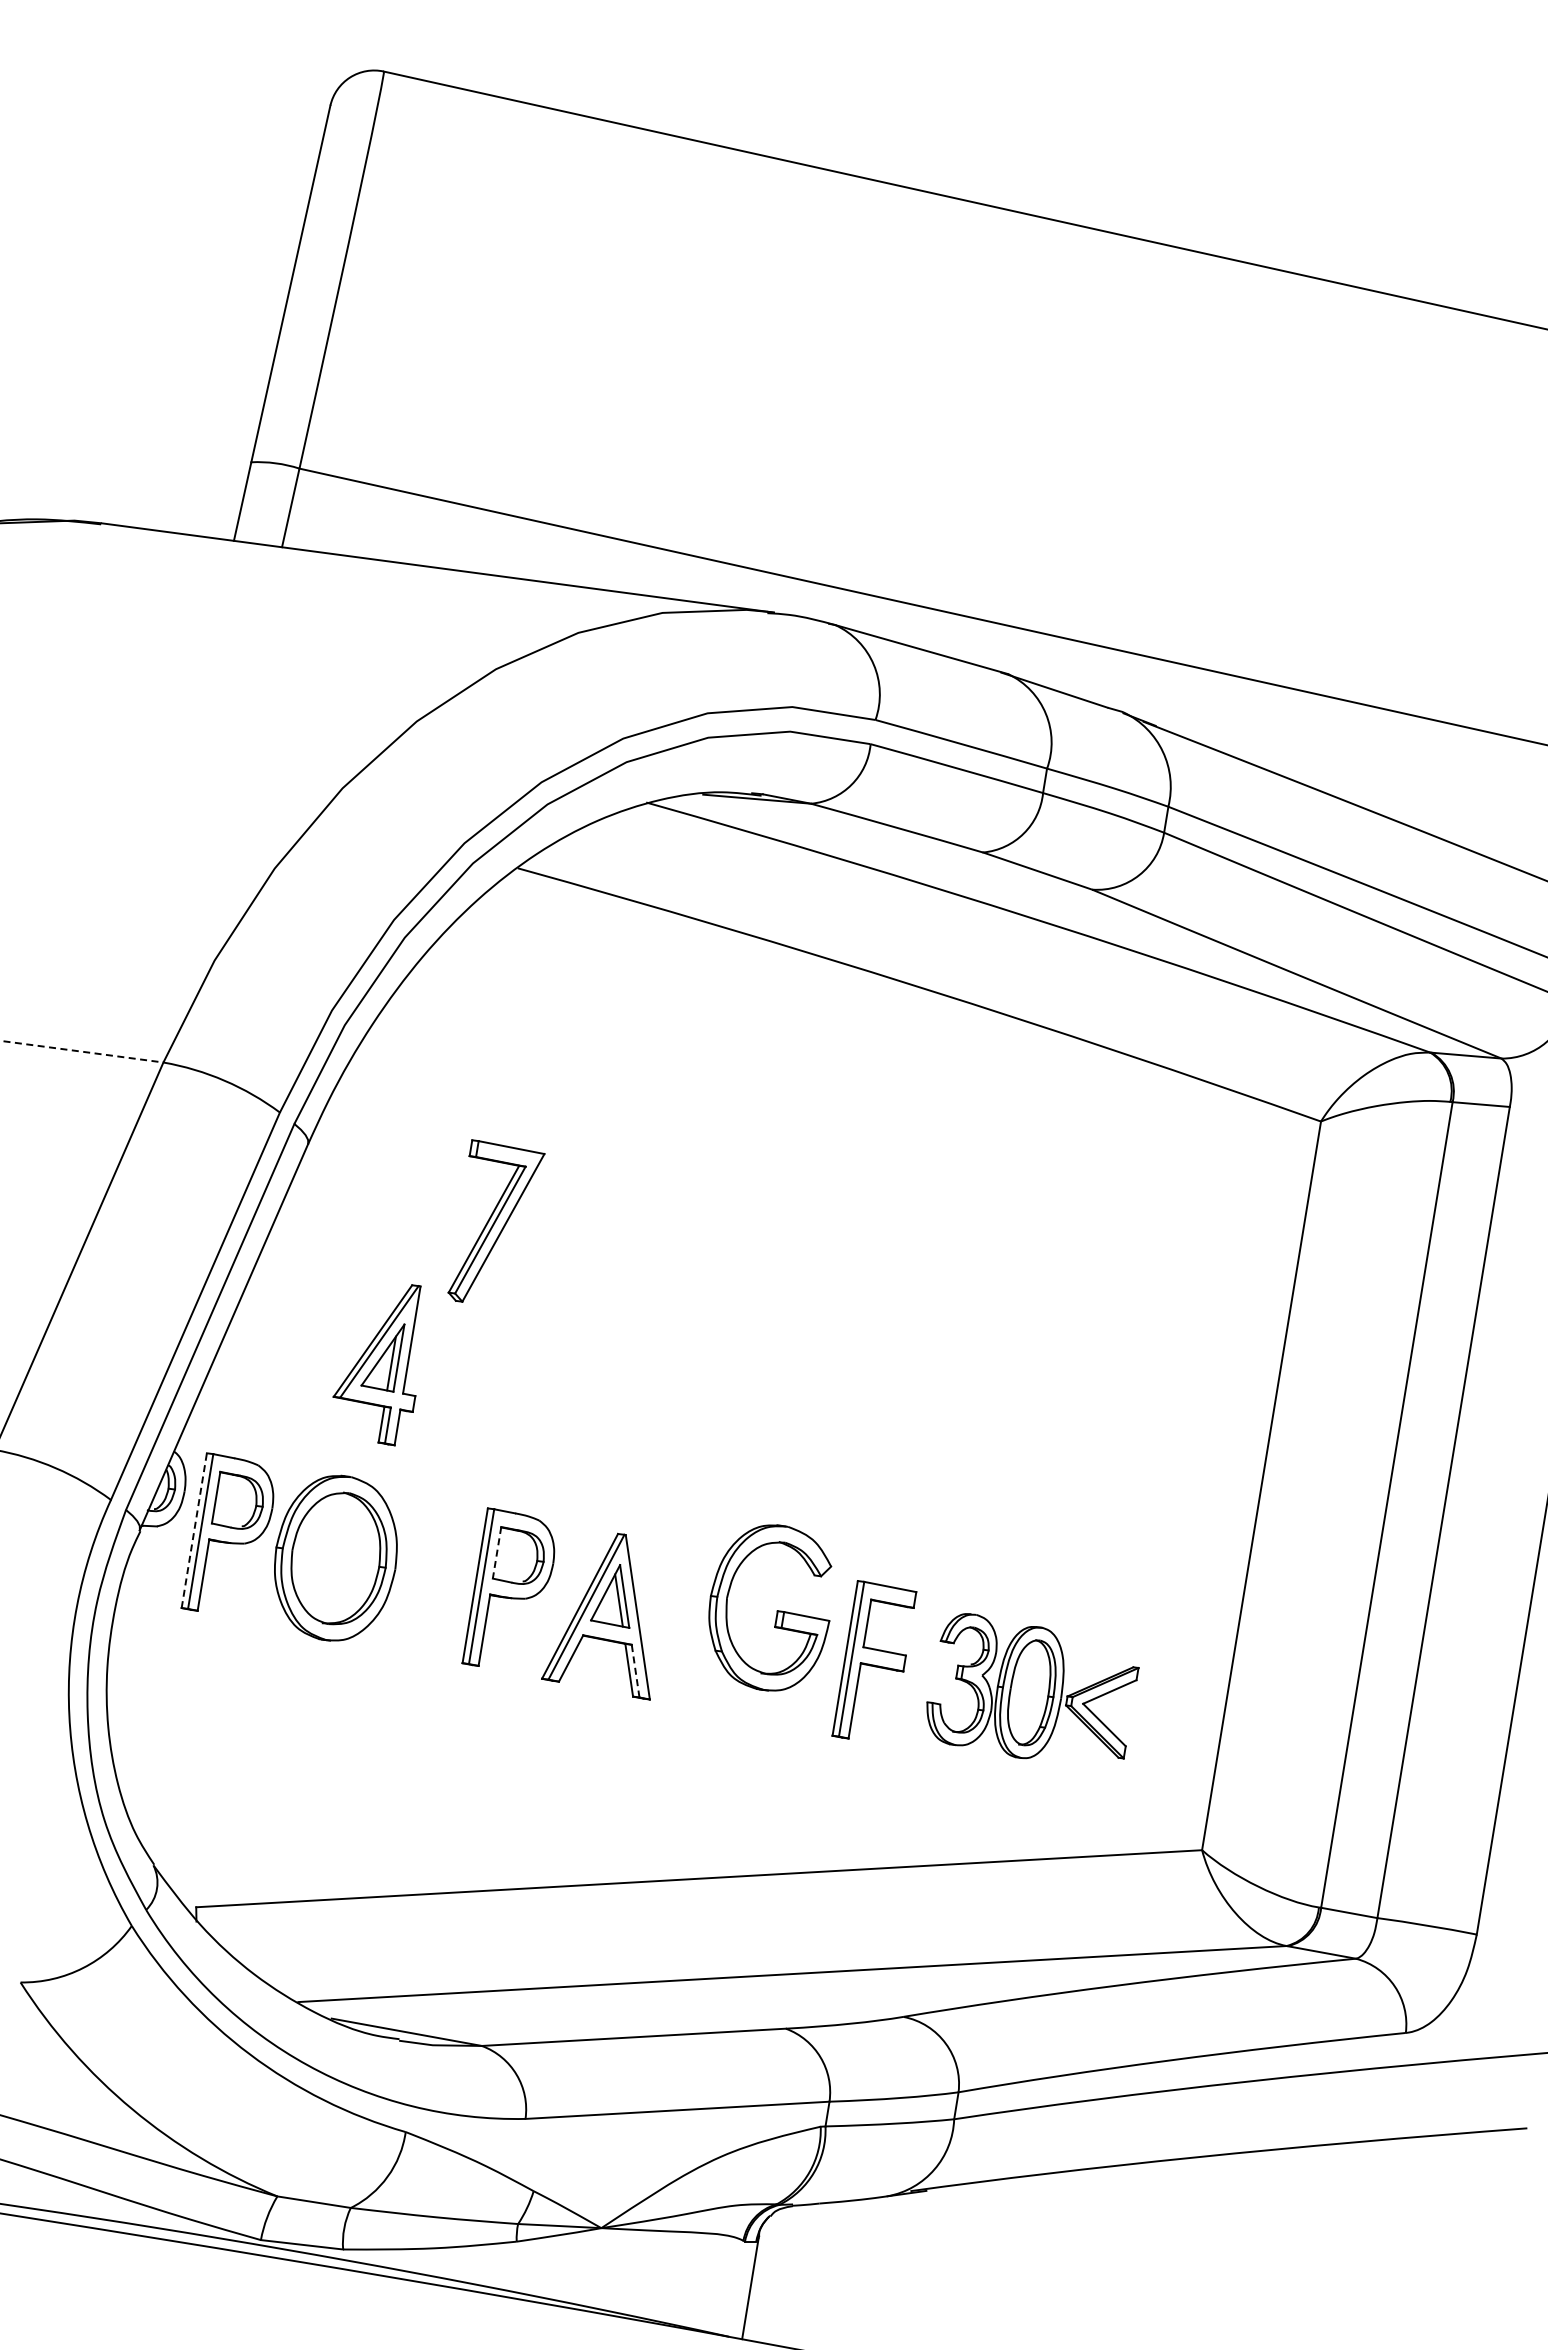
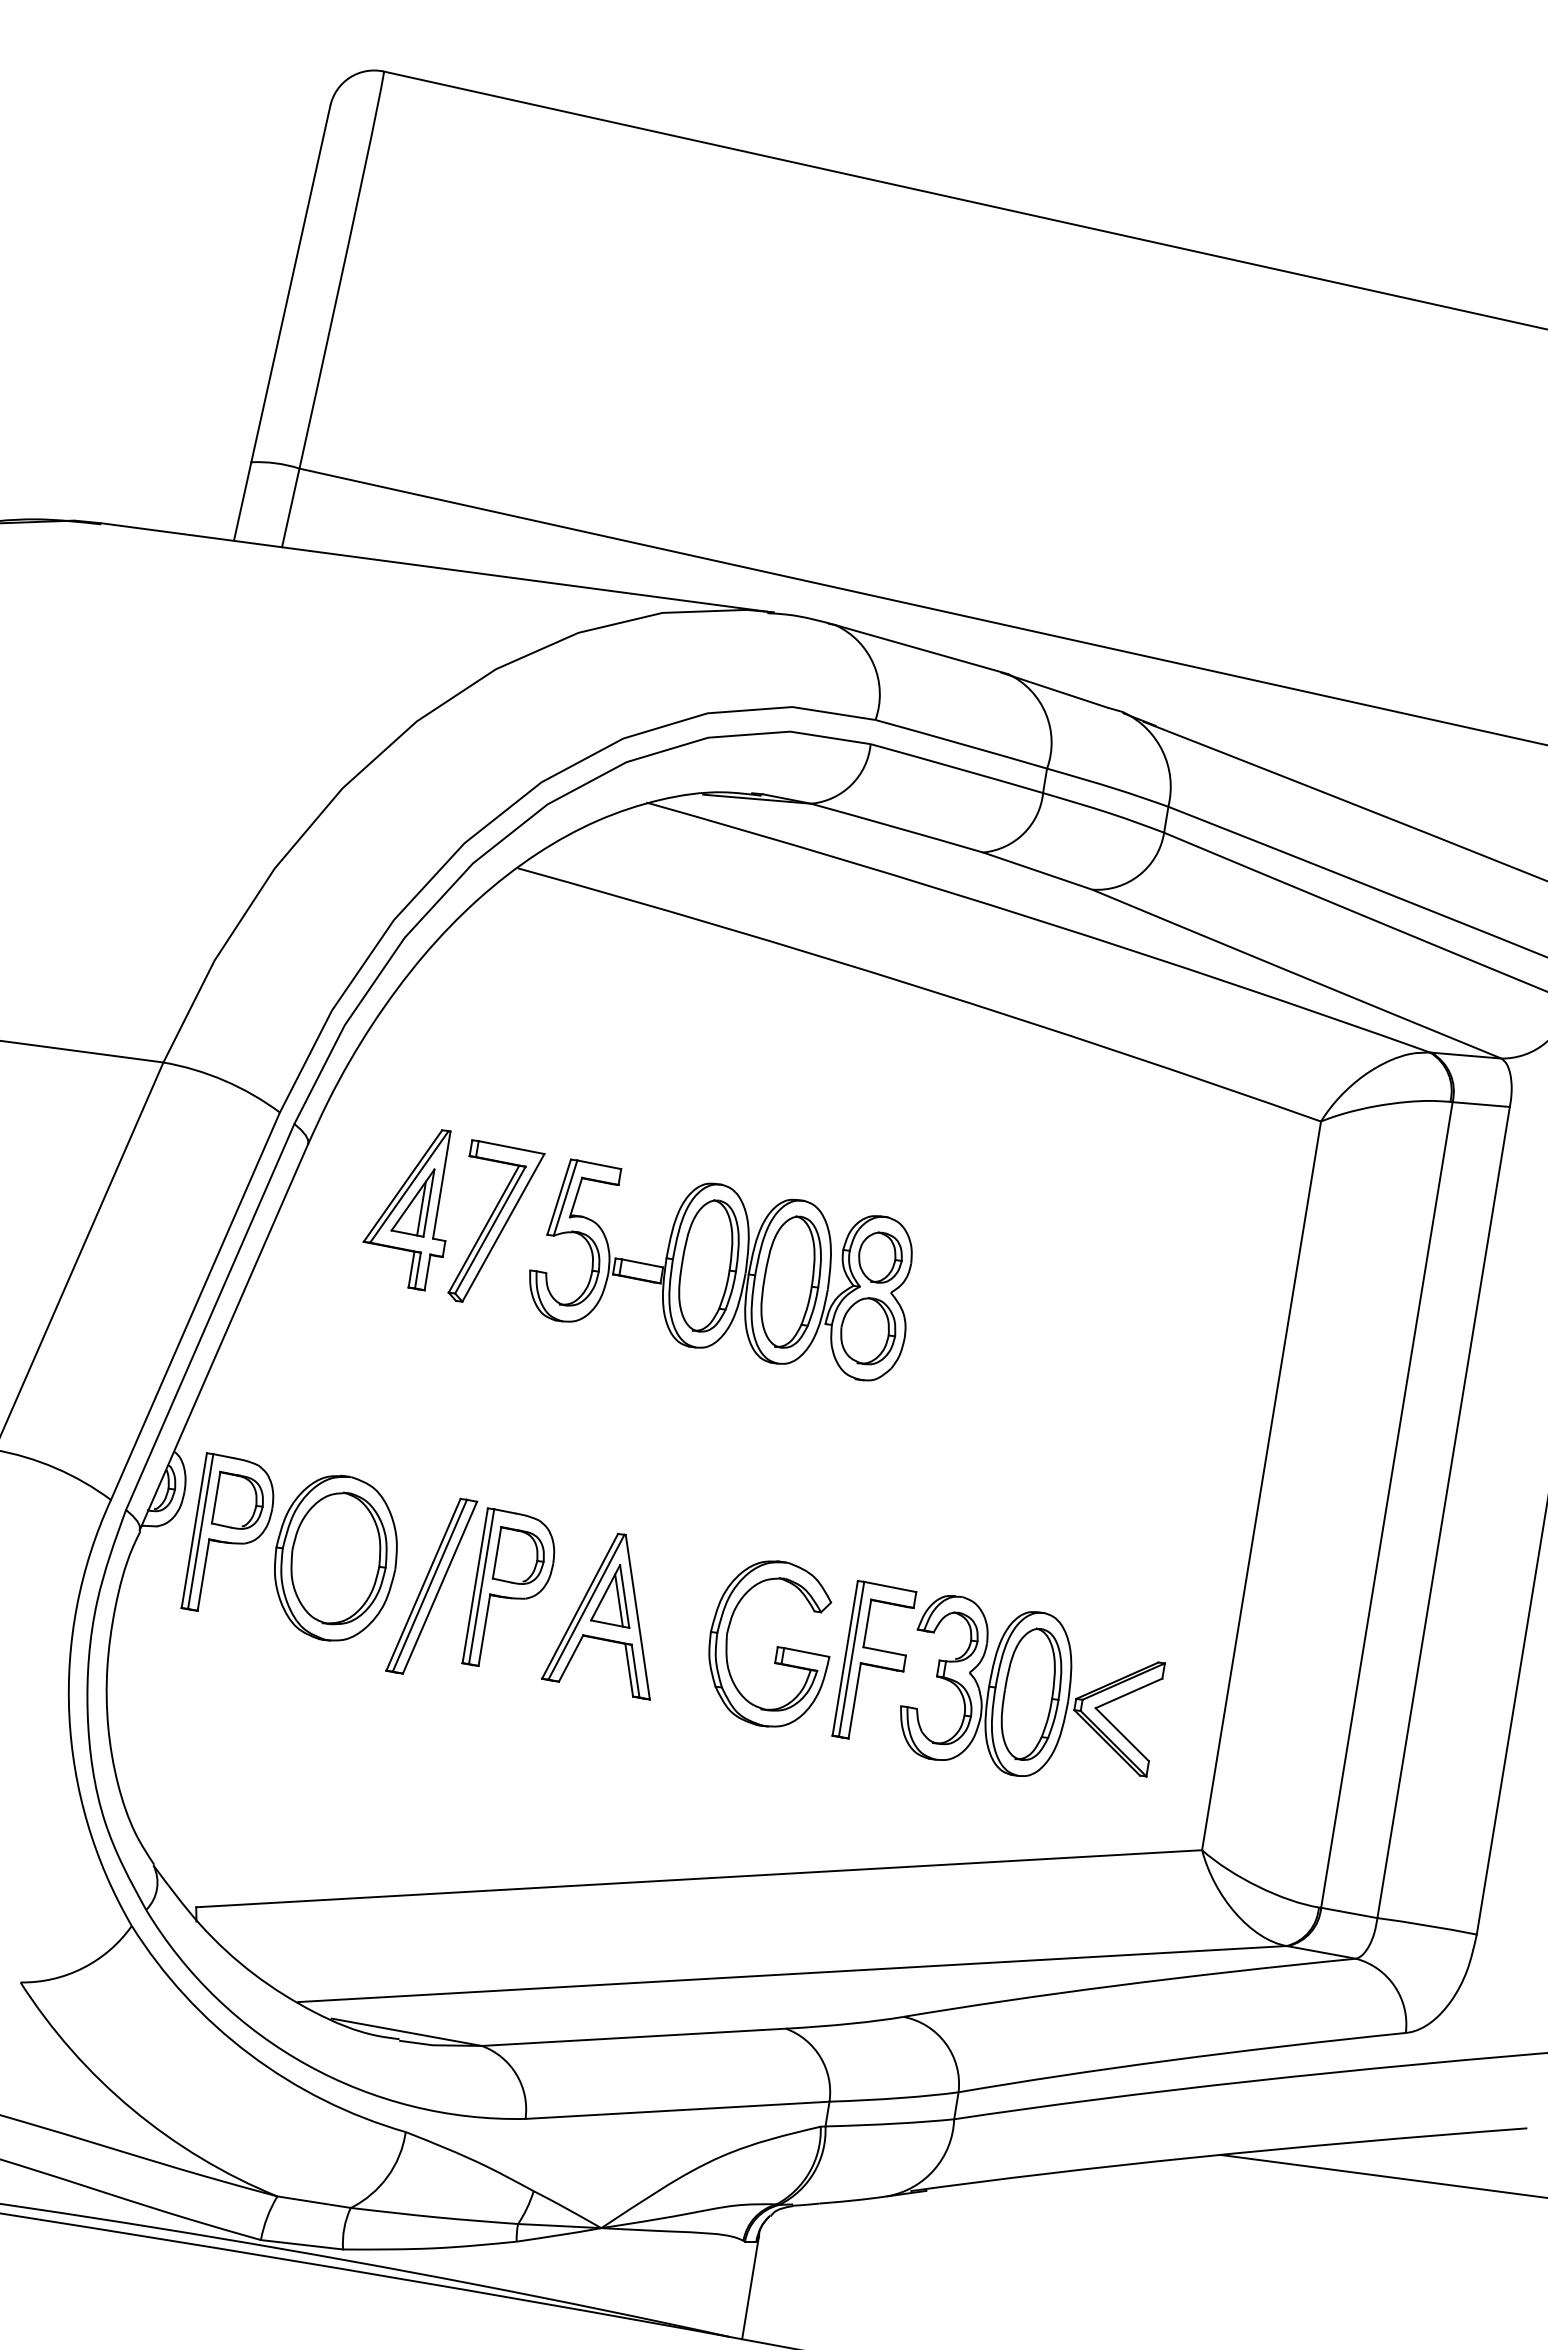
line: dashed -> solid (82, 1051)
part: none -> present (720, 1269)
part position: (376, 1365) -> (406, 1210) (406, 1210)
line: dashed -> solid (194, 1530)
line: dashed -> solid (496, 1553)
part: none -> present (431, 1585)
part position: (776, 1610) -> (776, 1646) (776, 1646)
line: dashed -> solid (635, 1671)
part size: 214x147 px -> 266x183 px (1032, 1686)
line: none -> present (1382, 2175)
